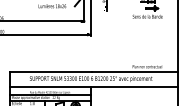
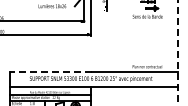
line: solid -> dashed (178, 52)
line: solid -> dashed (50, 71)
